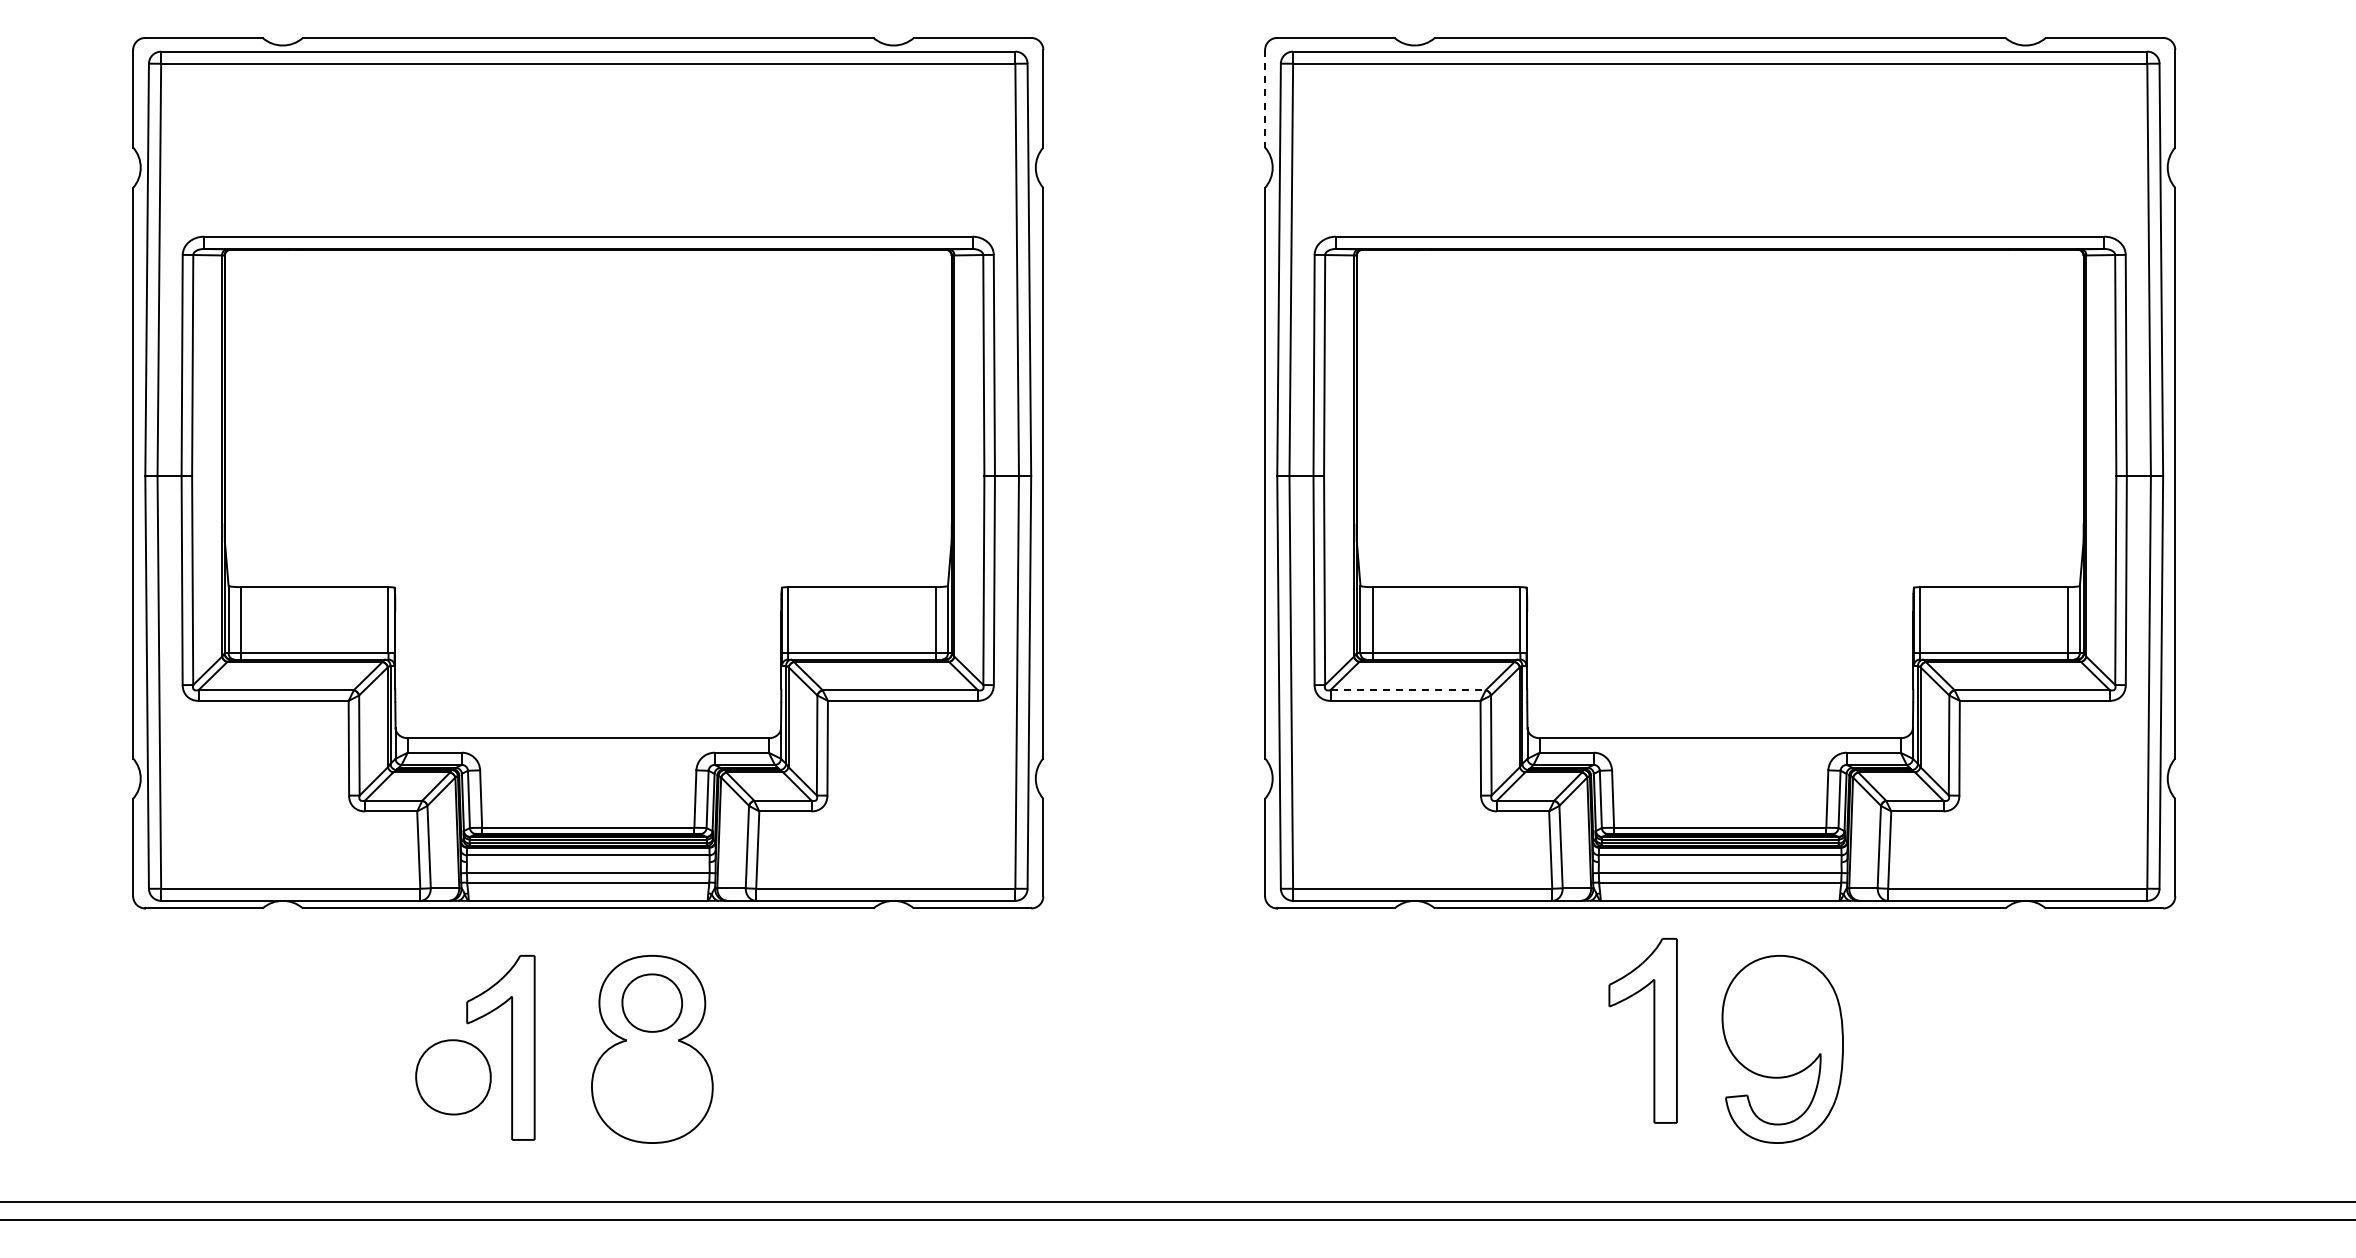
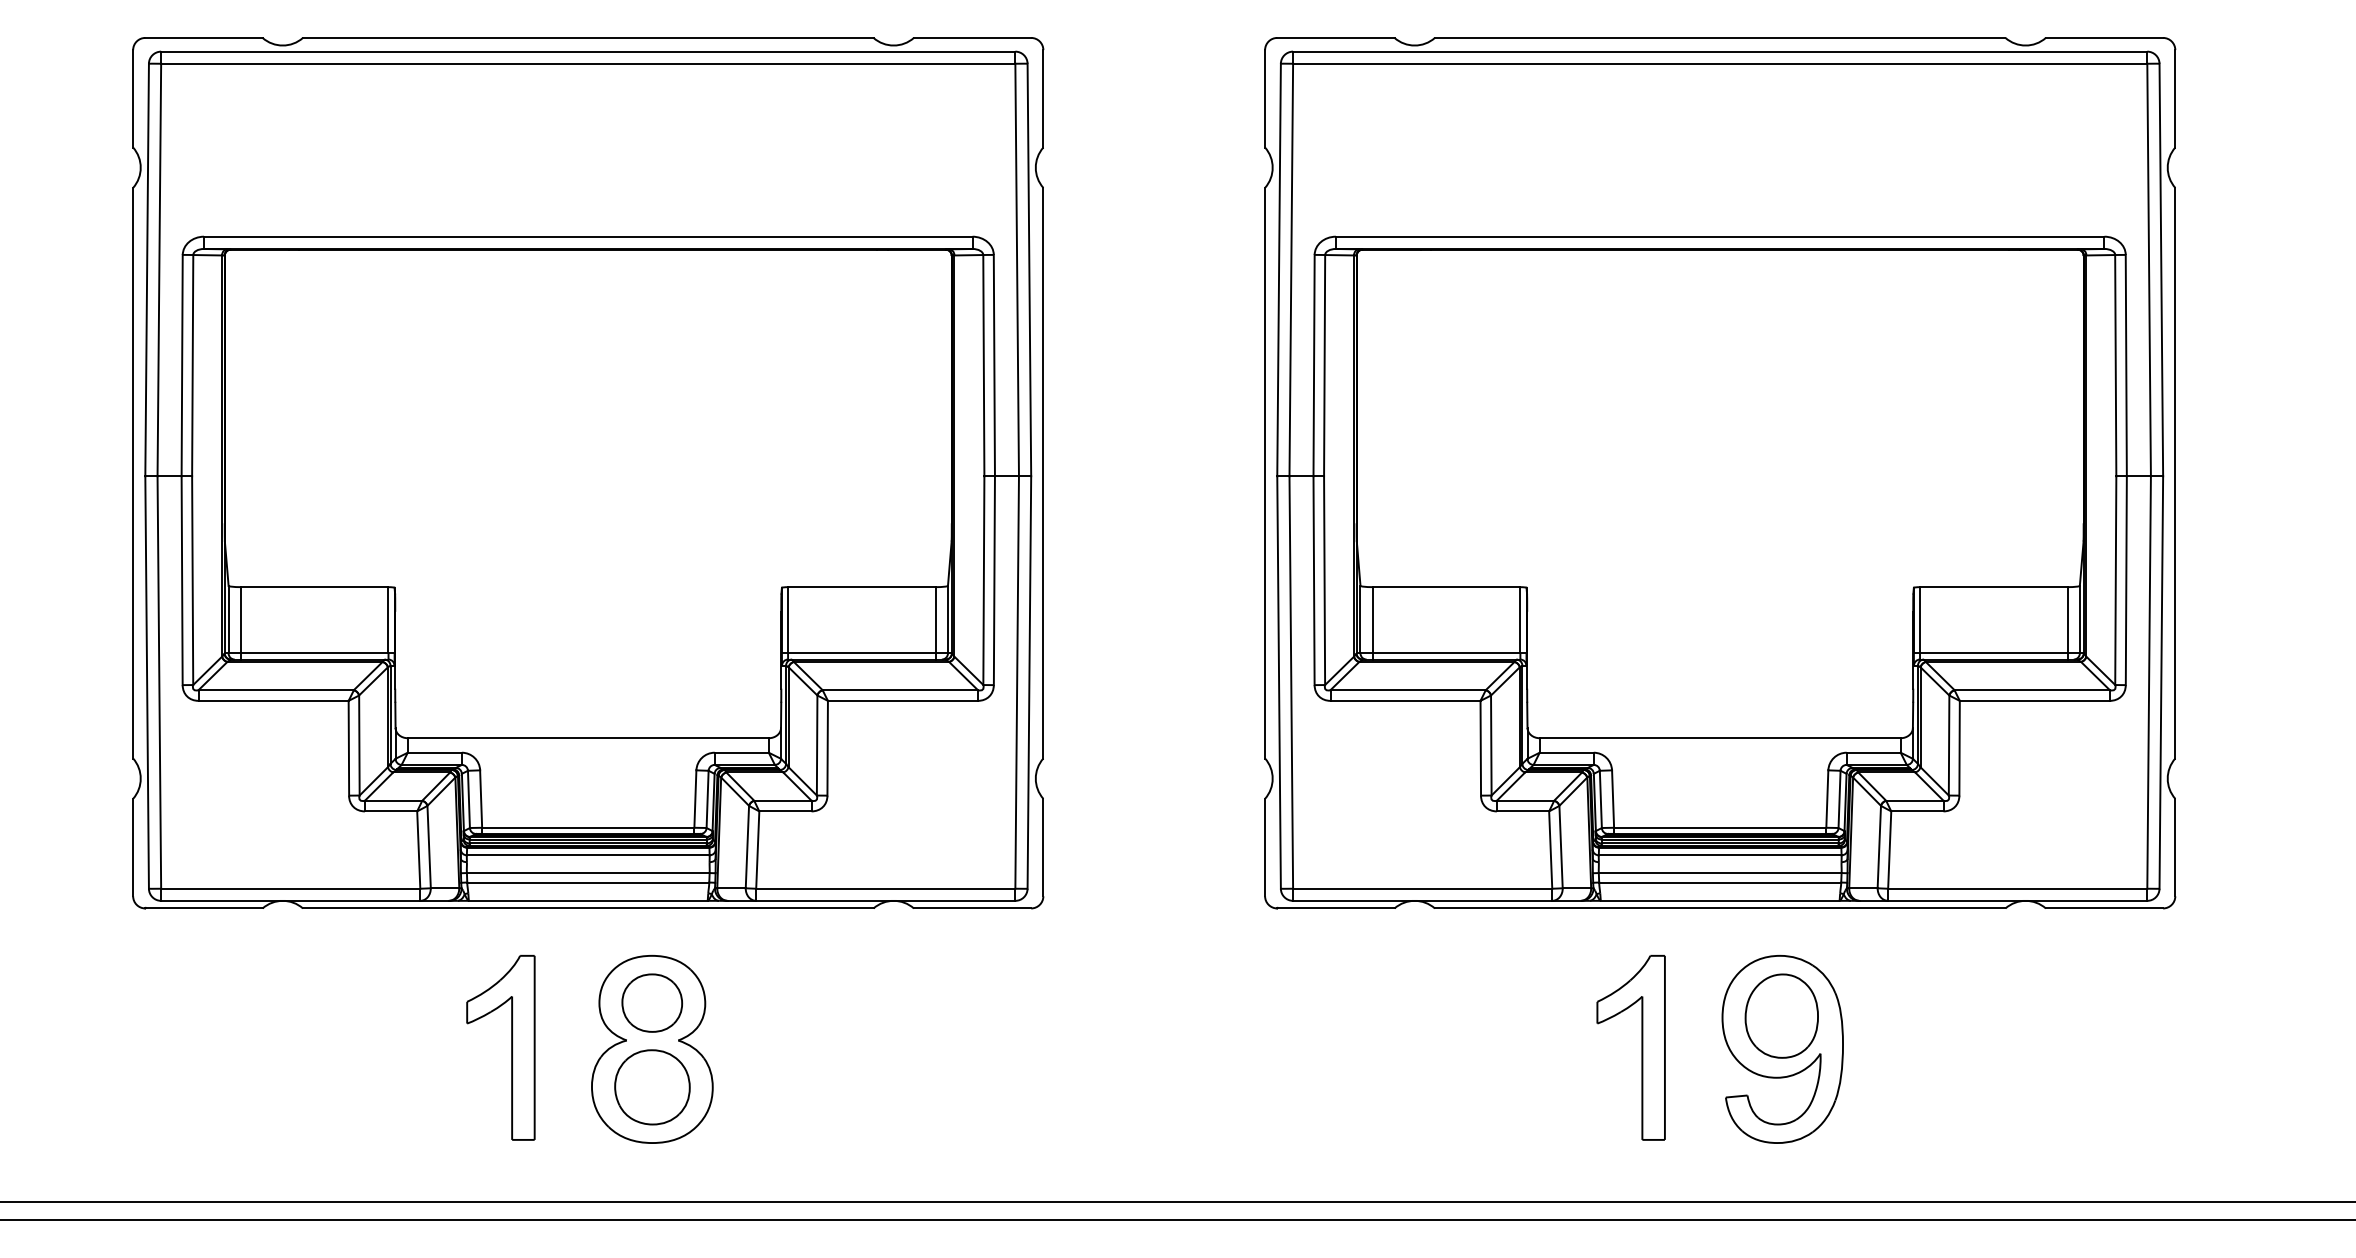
line: dashed -> solid (1265, 98)
line: dashed -> solid (1408, 690)
part: none -> present (1781, 1015)
part position: (1653, 1030) -> (1641, 1047) (1641, 1047)
part position: (453, 1077) -> (652, 1087) (652, 1087)
